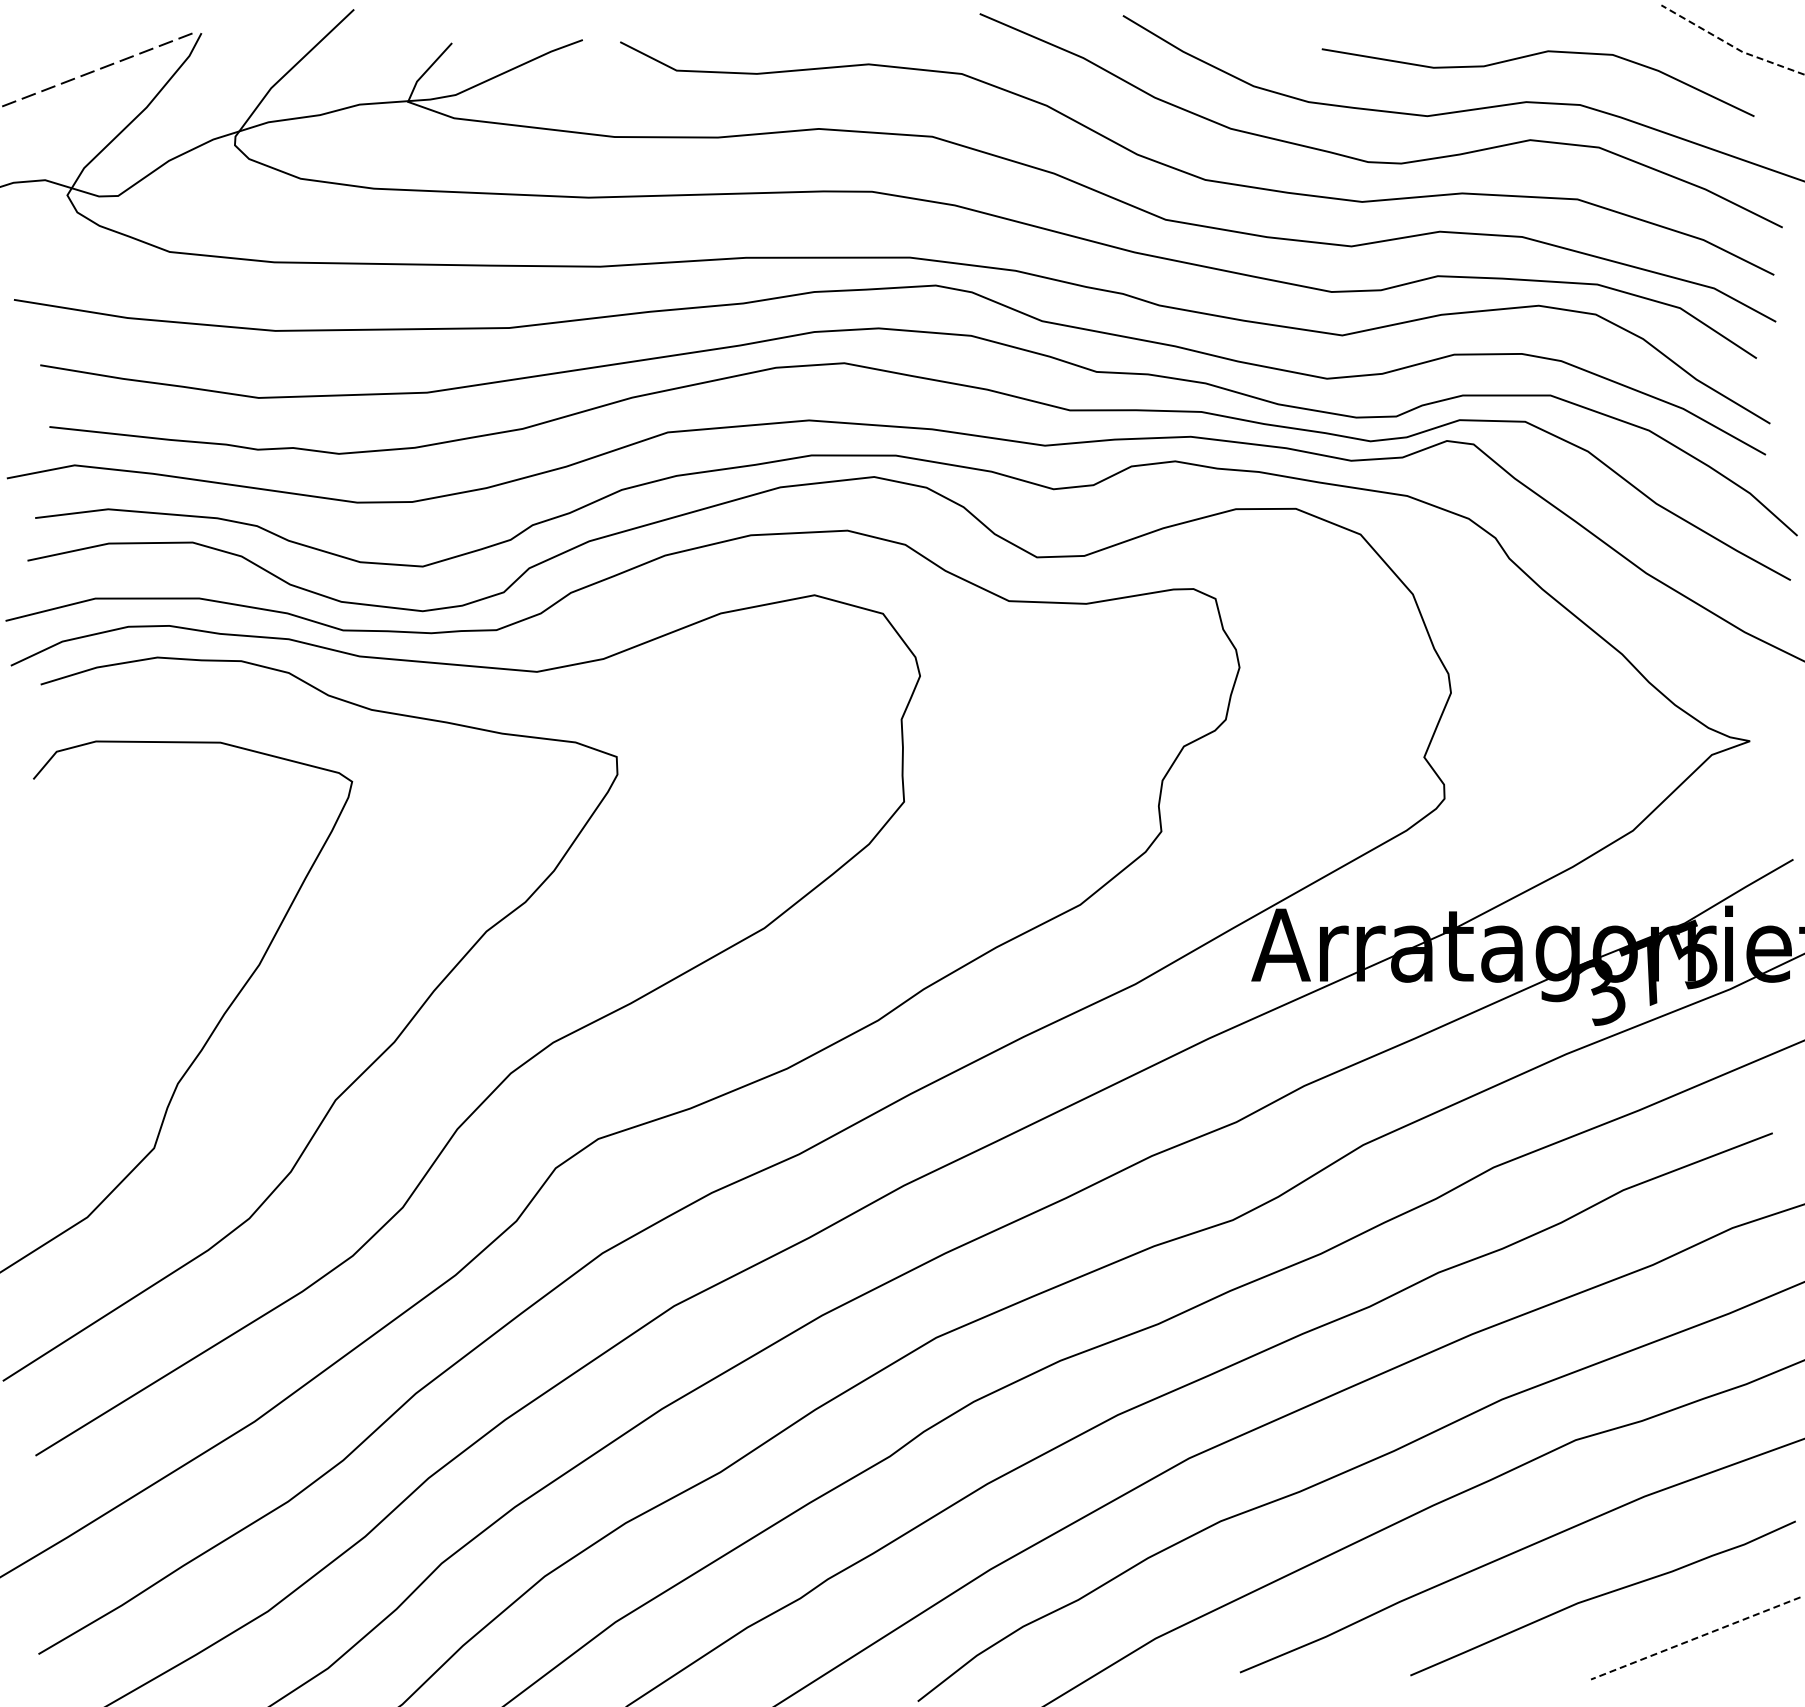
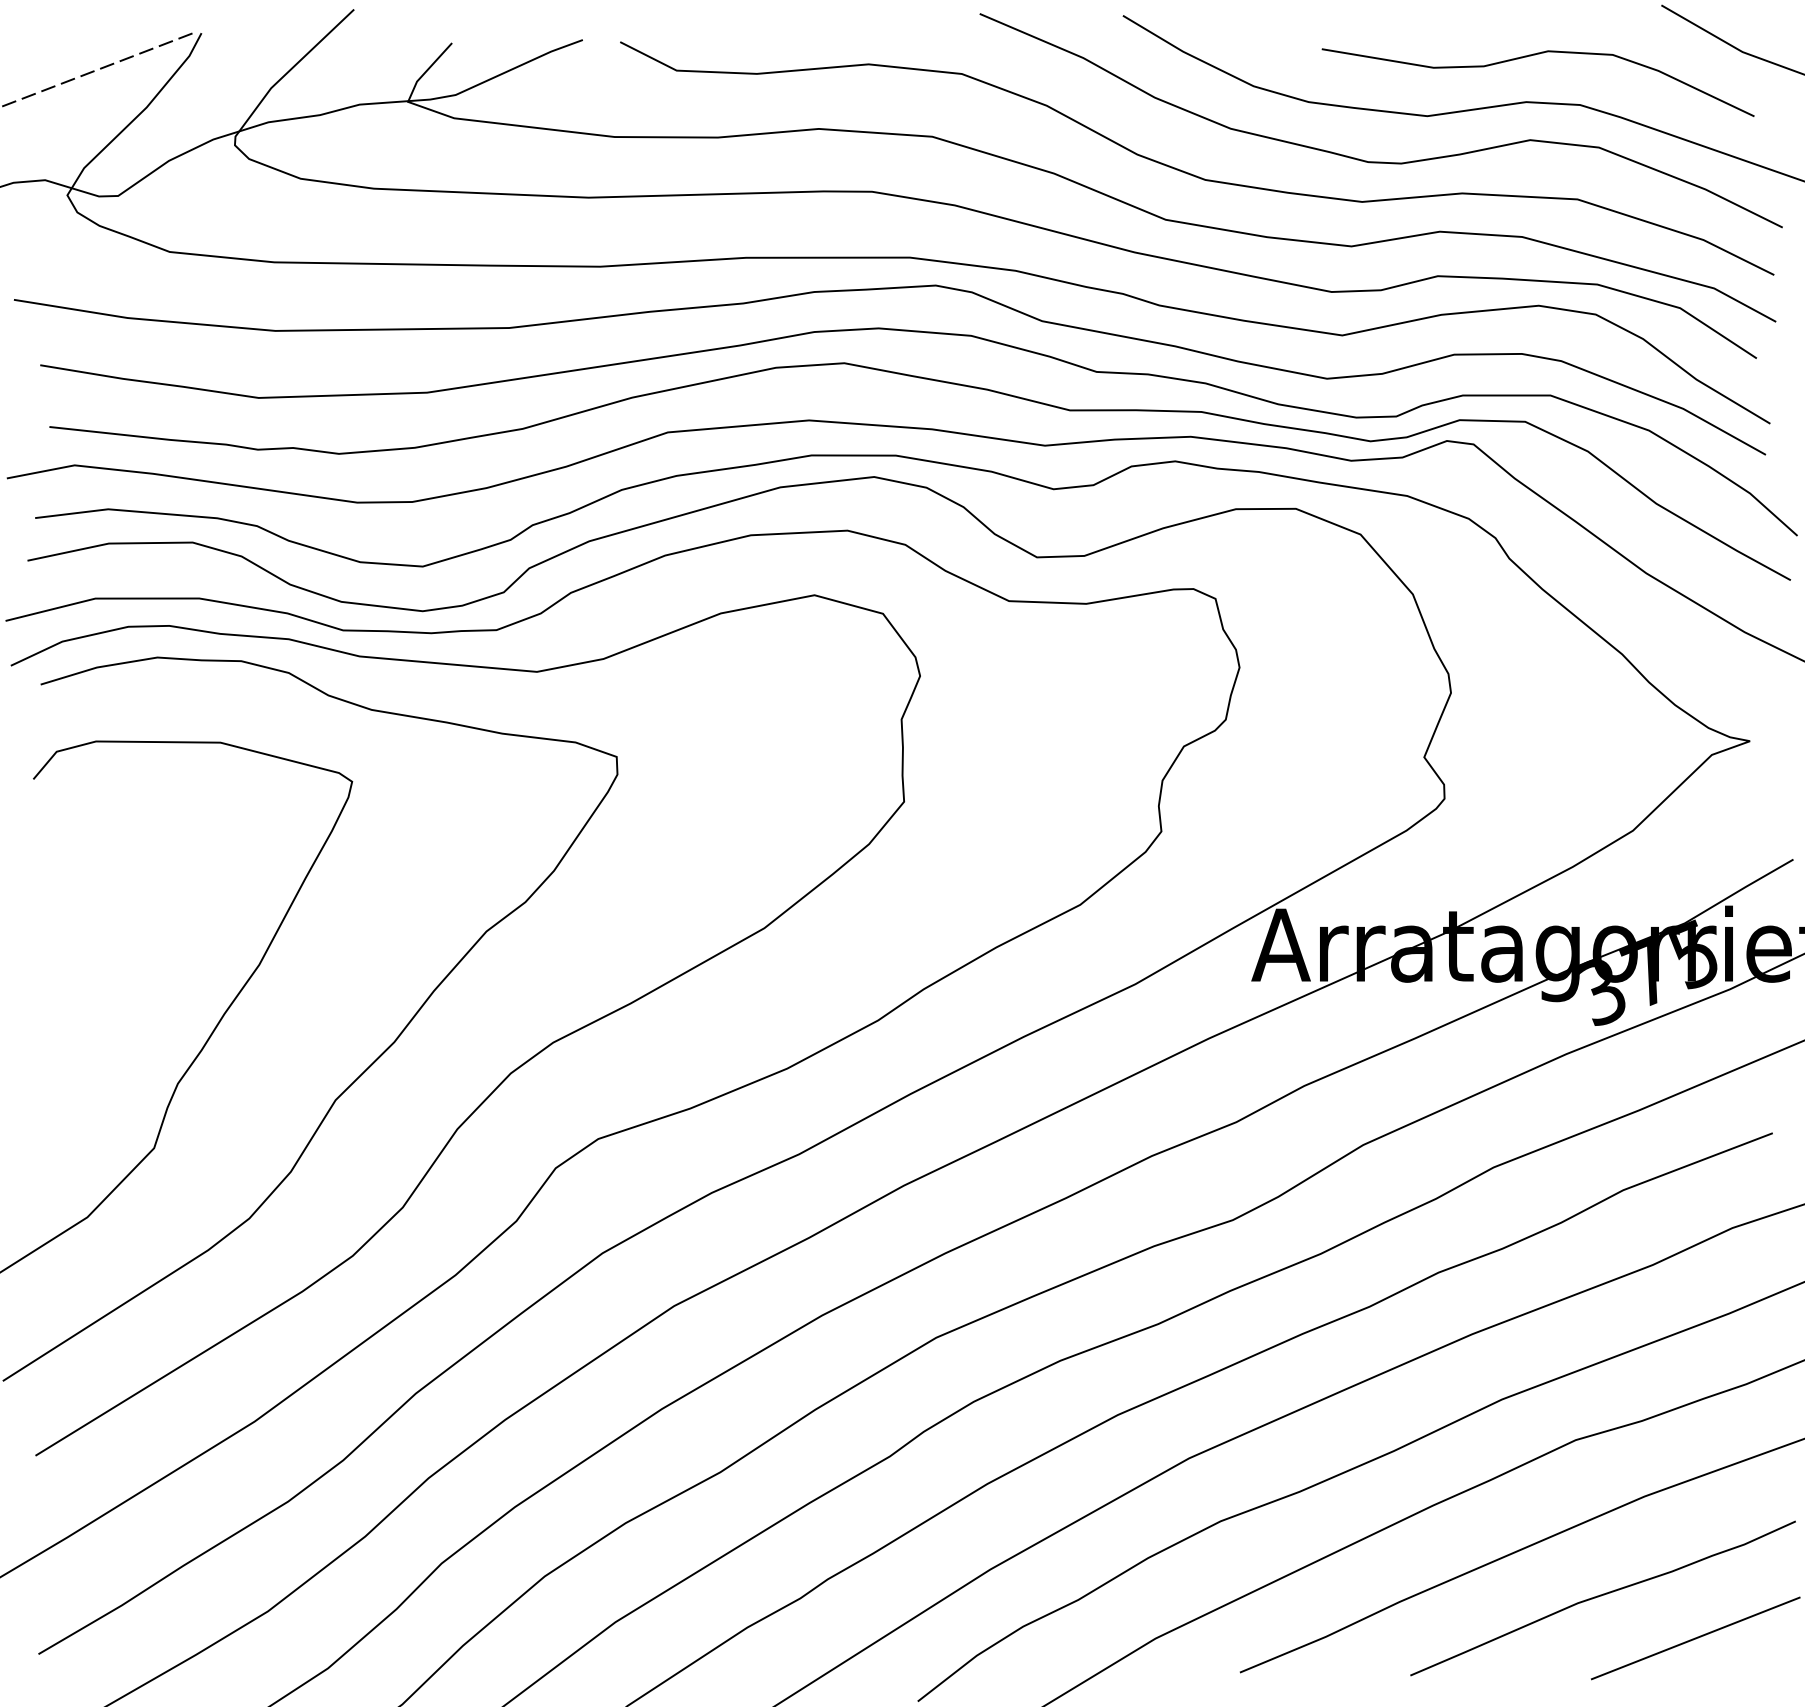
line: dashed -> solid (1730, 45)
line: dashed -> solid (1695, 1638)
